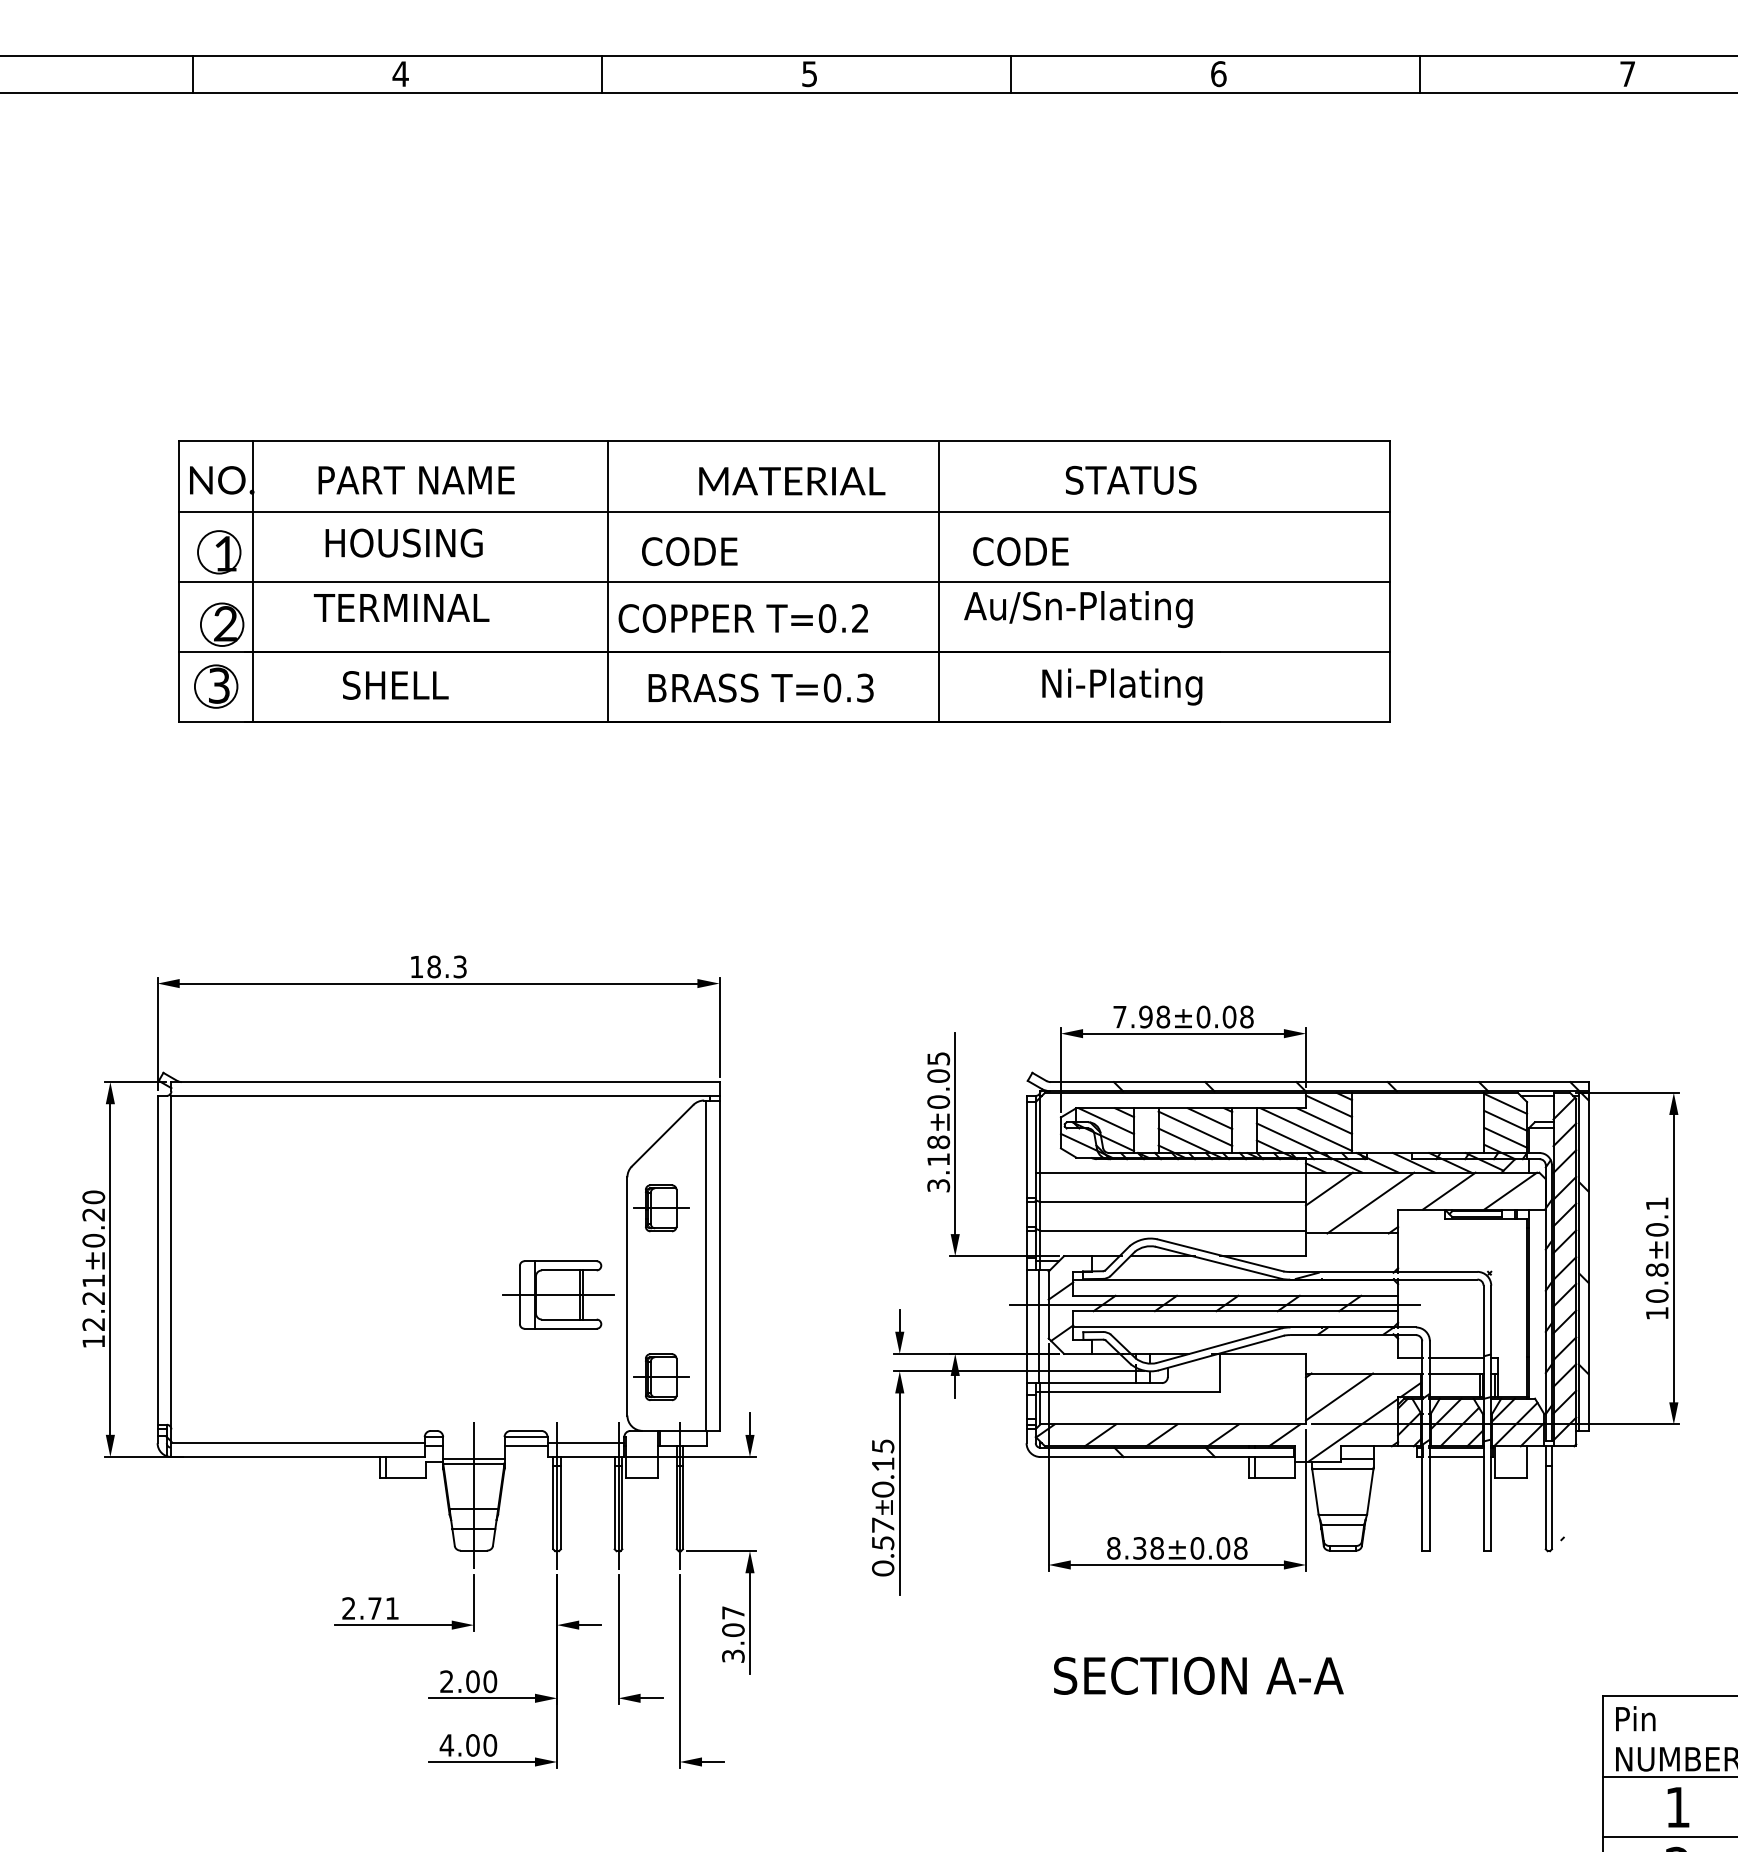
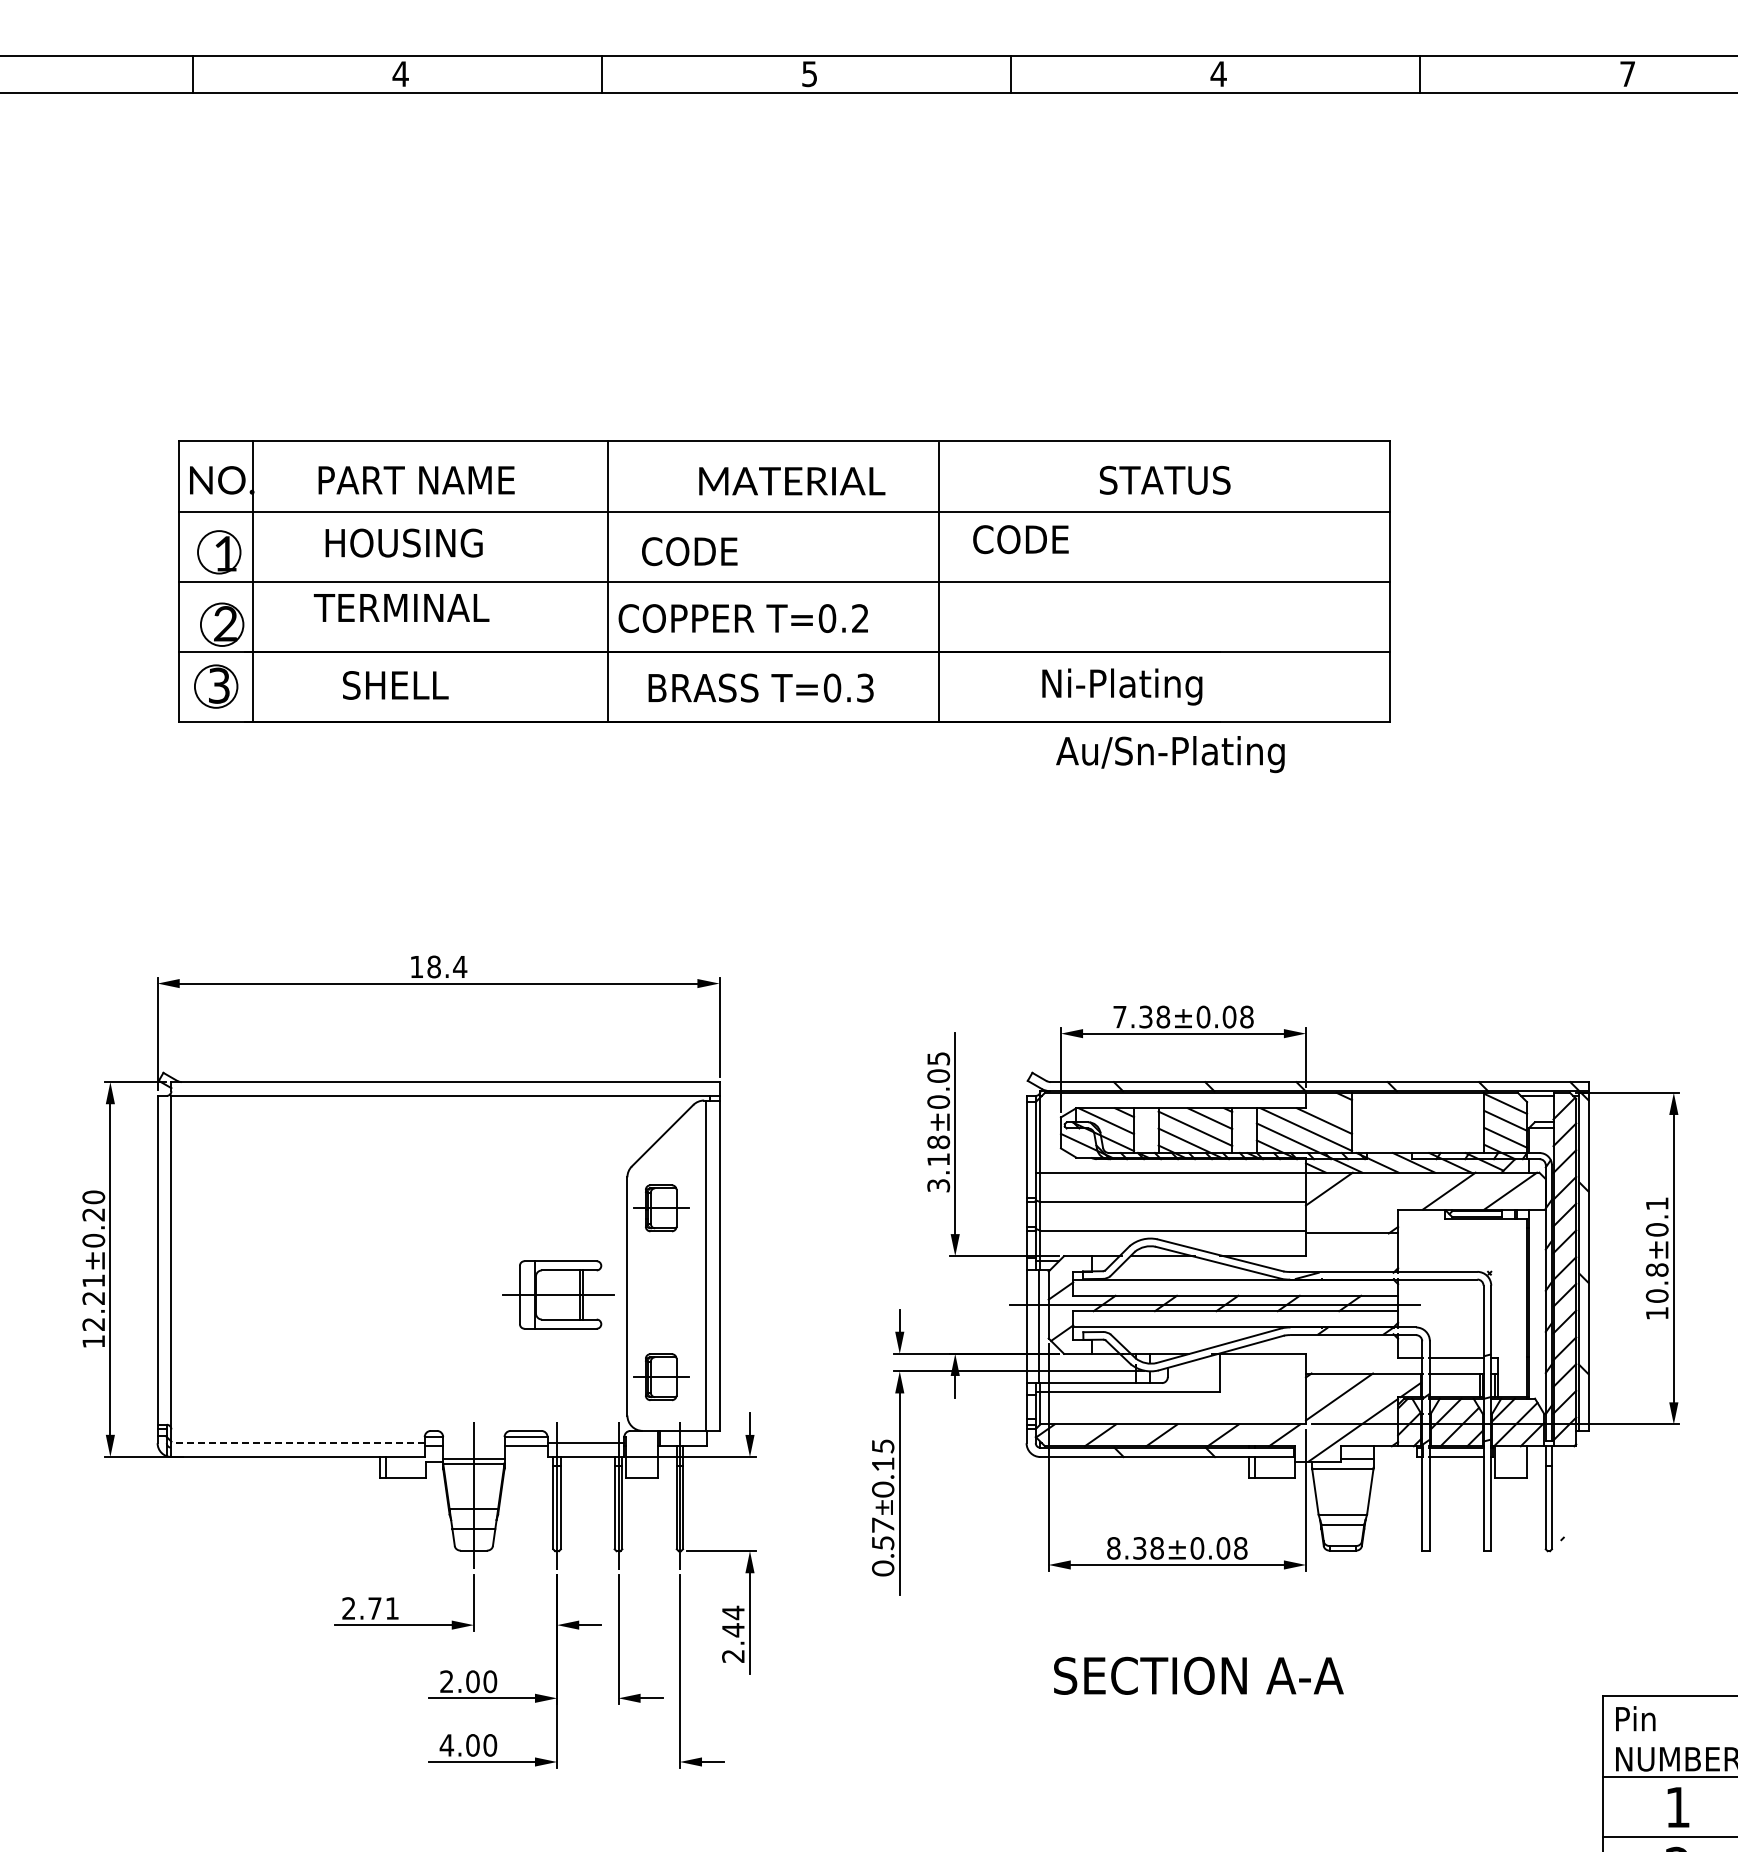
text: 6 -> 4 (1218, 74)
text position: (1131, 479) -> (1165, 479) (1165, 479)
text position: (1020, 551) -> (1020, 539) (1020, 539)
text position: (1078, 609) -> (1170, 754) (1170, 754)
text: 18.3 -> 18.4 (460, 966)
text: 7.98±0.08 -> 7.38±0.08 (1145, 1016)
line: present -> none (1329, 1106)
line: present -> none (1370, 1202)
line: solid -> dashed (298, 1443)
text: 3.07 -> 2.44 (733, 1633)
